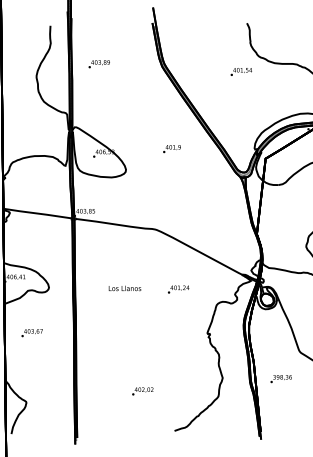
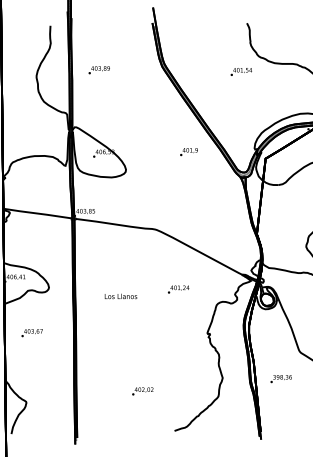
text position: (98, 64) -> (98, 70) (98, 70)
text position: (171, 149) -> (188, 152) (188, 152)
text position: (124, 288) -> (120, 296) (120, 296)
